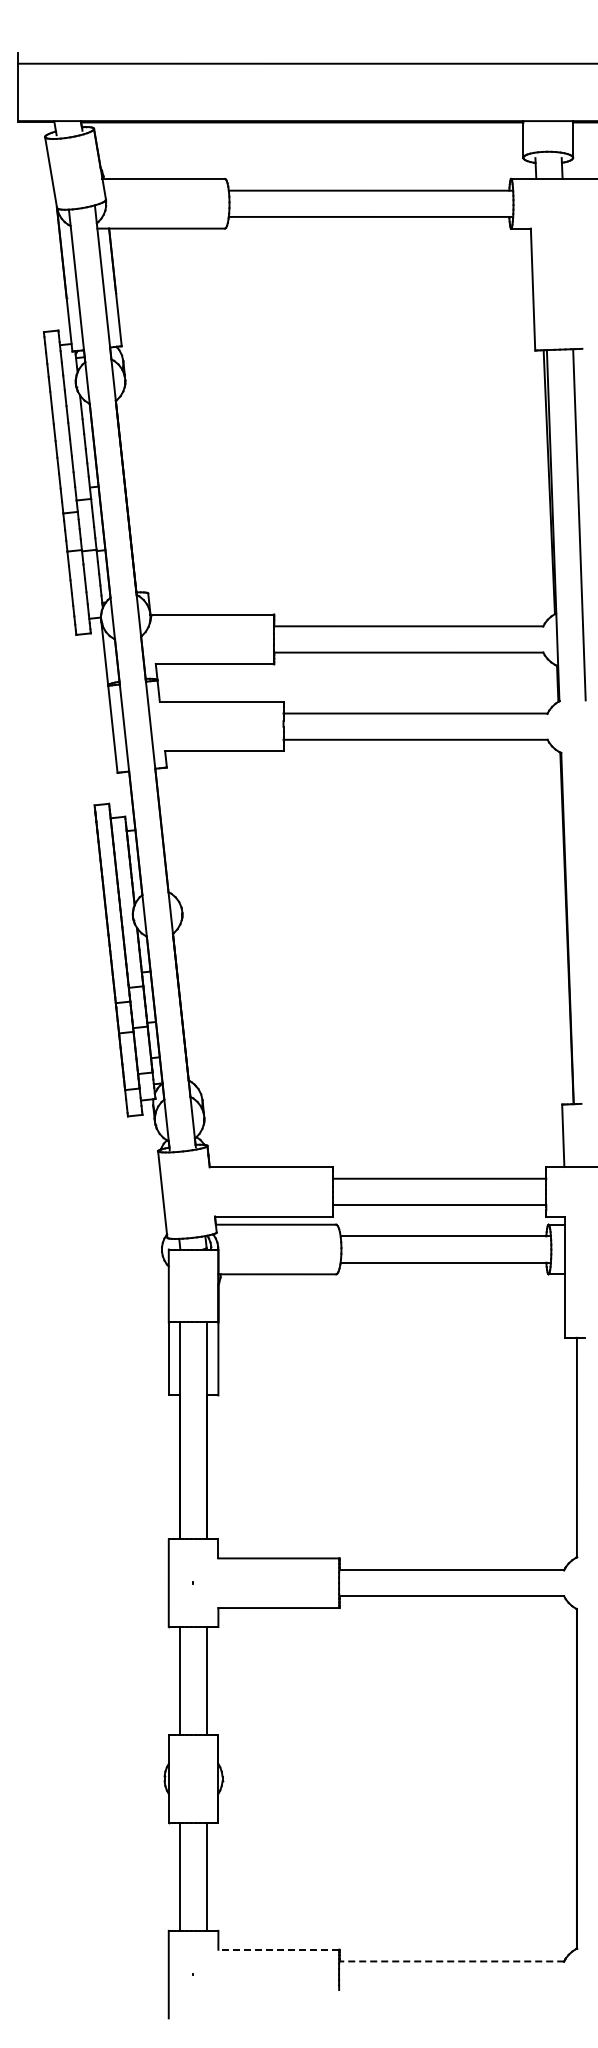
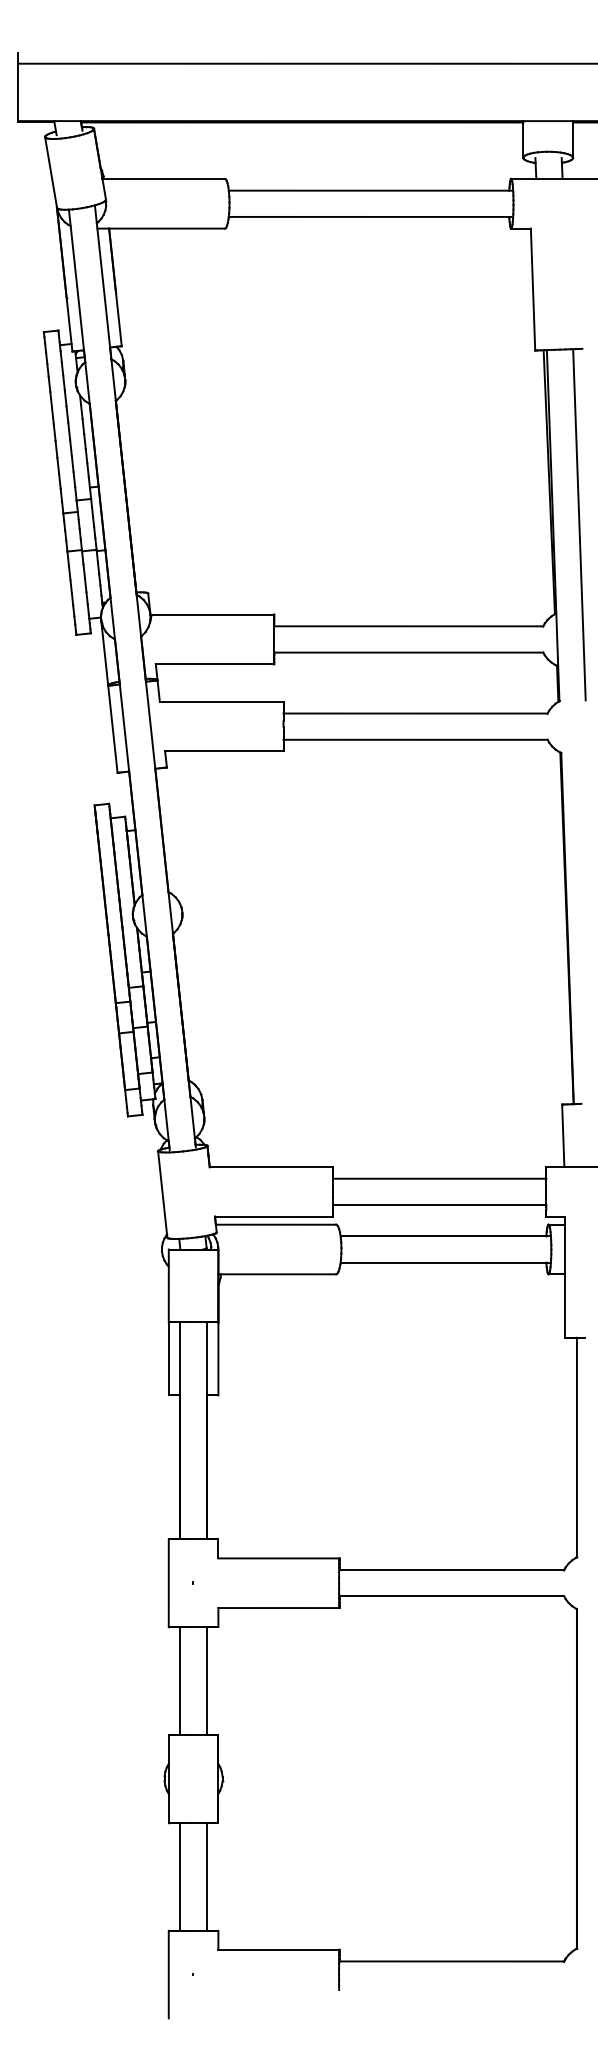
line: dashed -> solid (278, 1949)
line: dashed -> solid (451, 1961)
